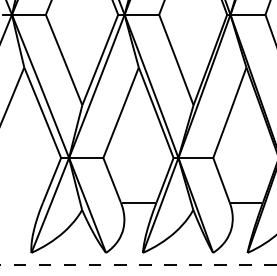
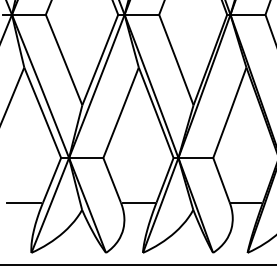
line: none -> present (24, 202)
line: dashed -> solid (138, 265)
